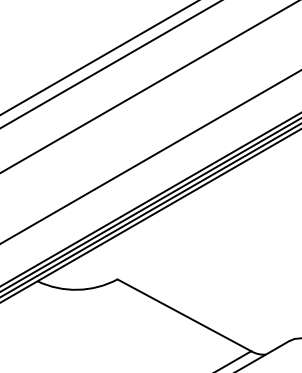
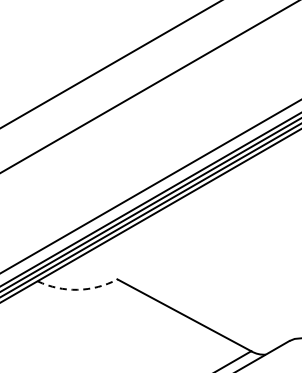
line: present -> none (98, 57)
line position: (150, 156) -> (150, 186) (150, 186)
arc: solid -> dashed (77, 289)
